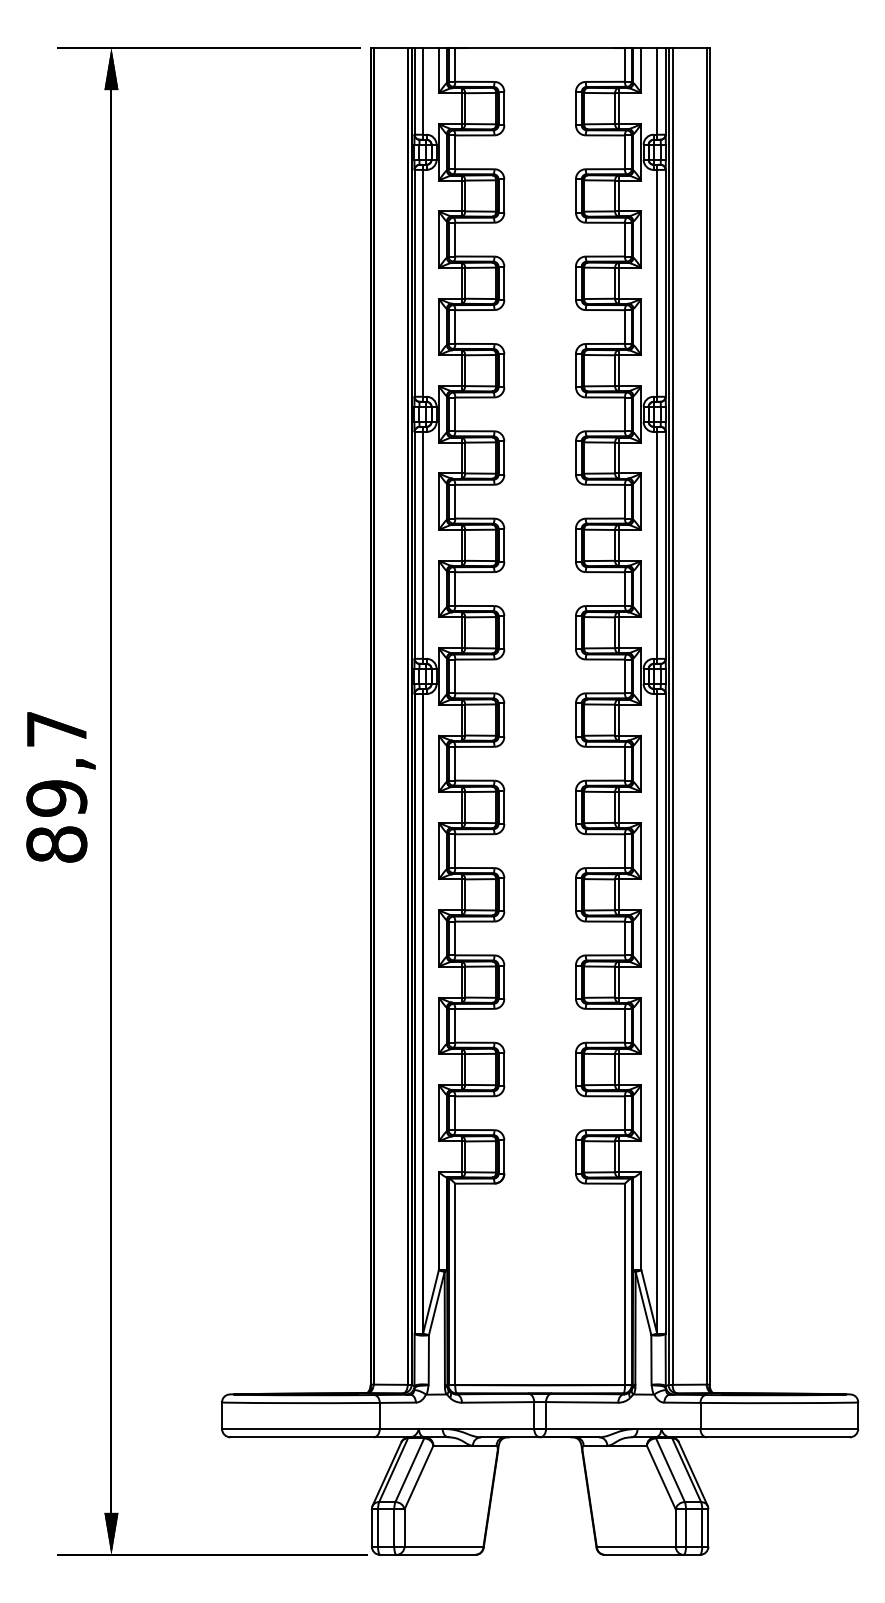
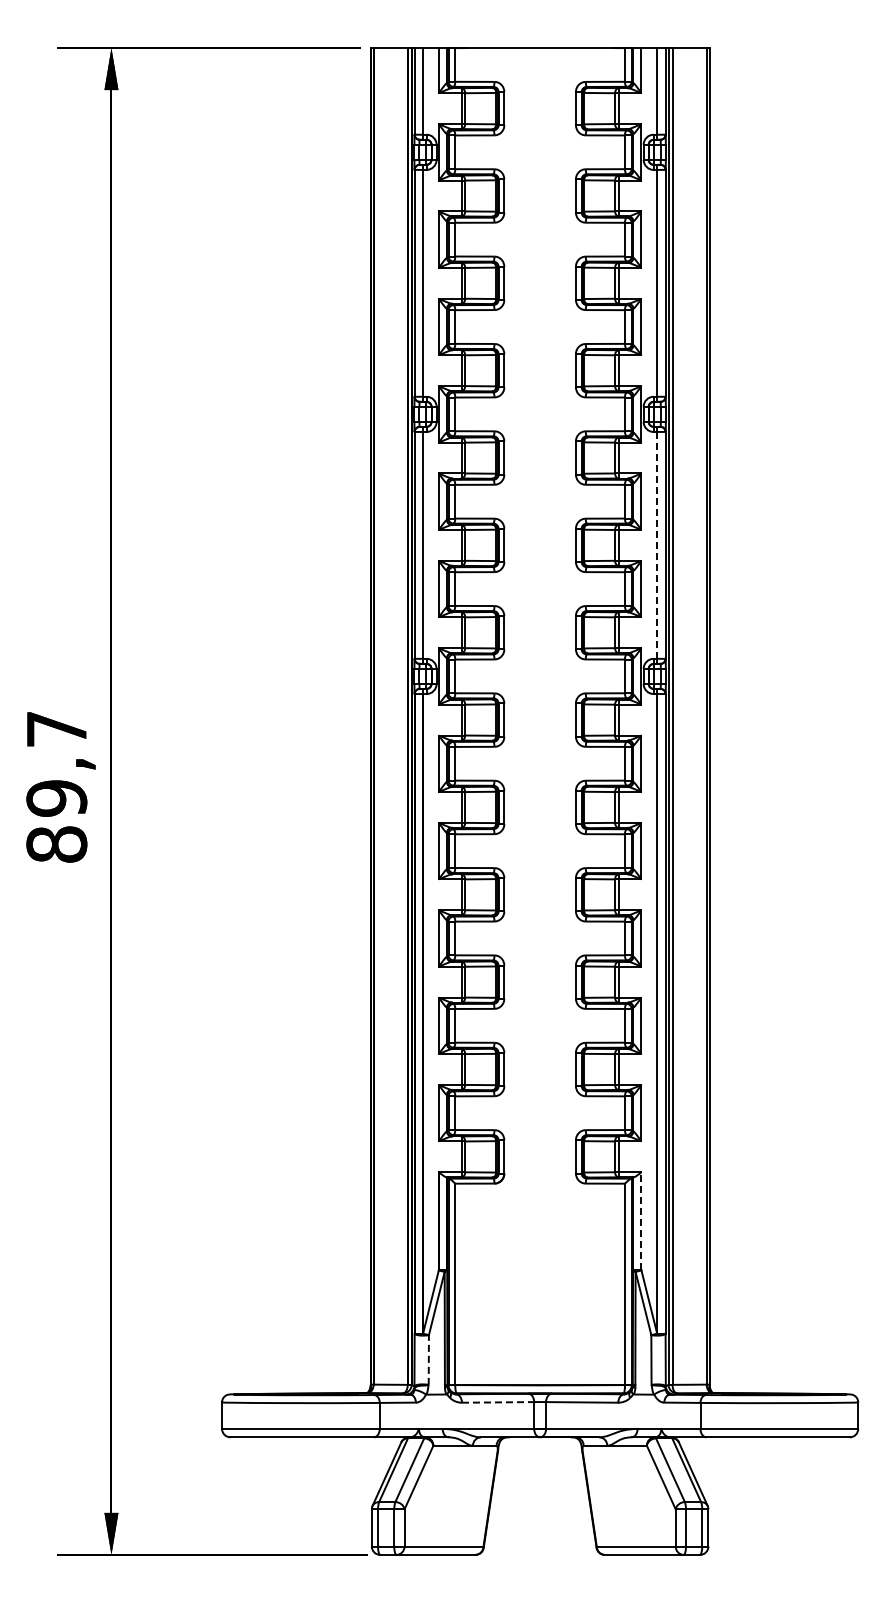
line: solid -> dashed (657, 545)
line: solid -> dashed (641, 1220)
line: solid -> dashed (428, 1359)
line: solid -> dashed (498, 1402)
